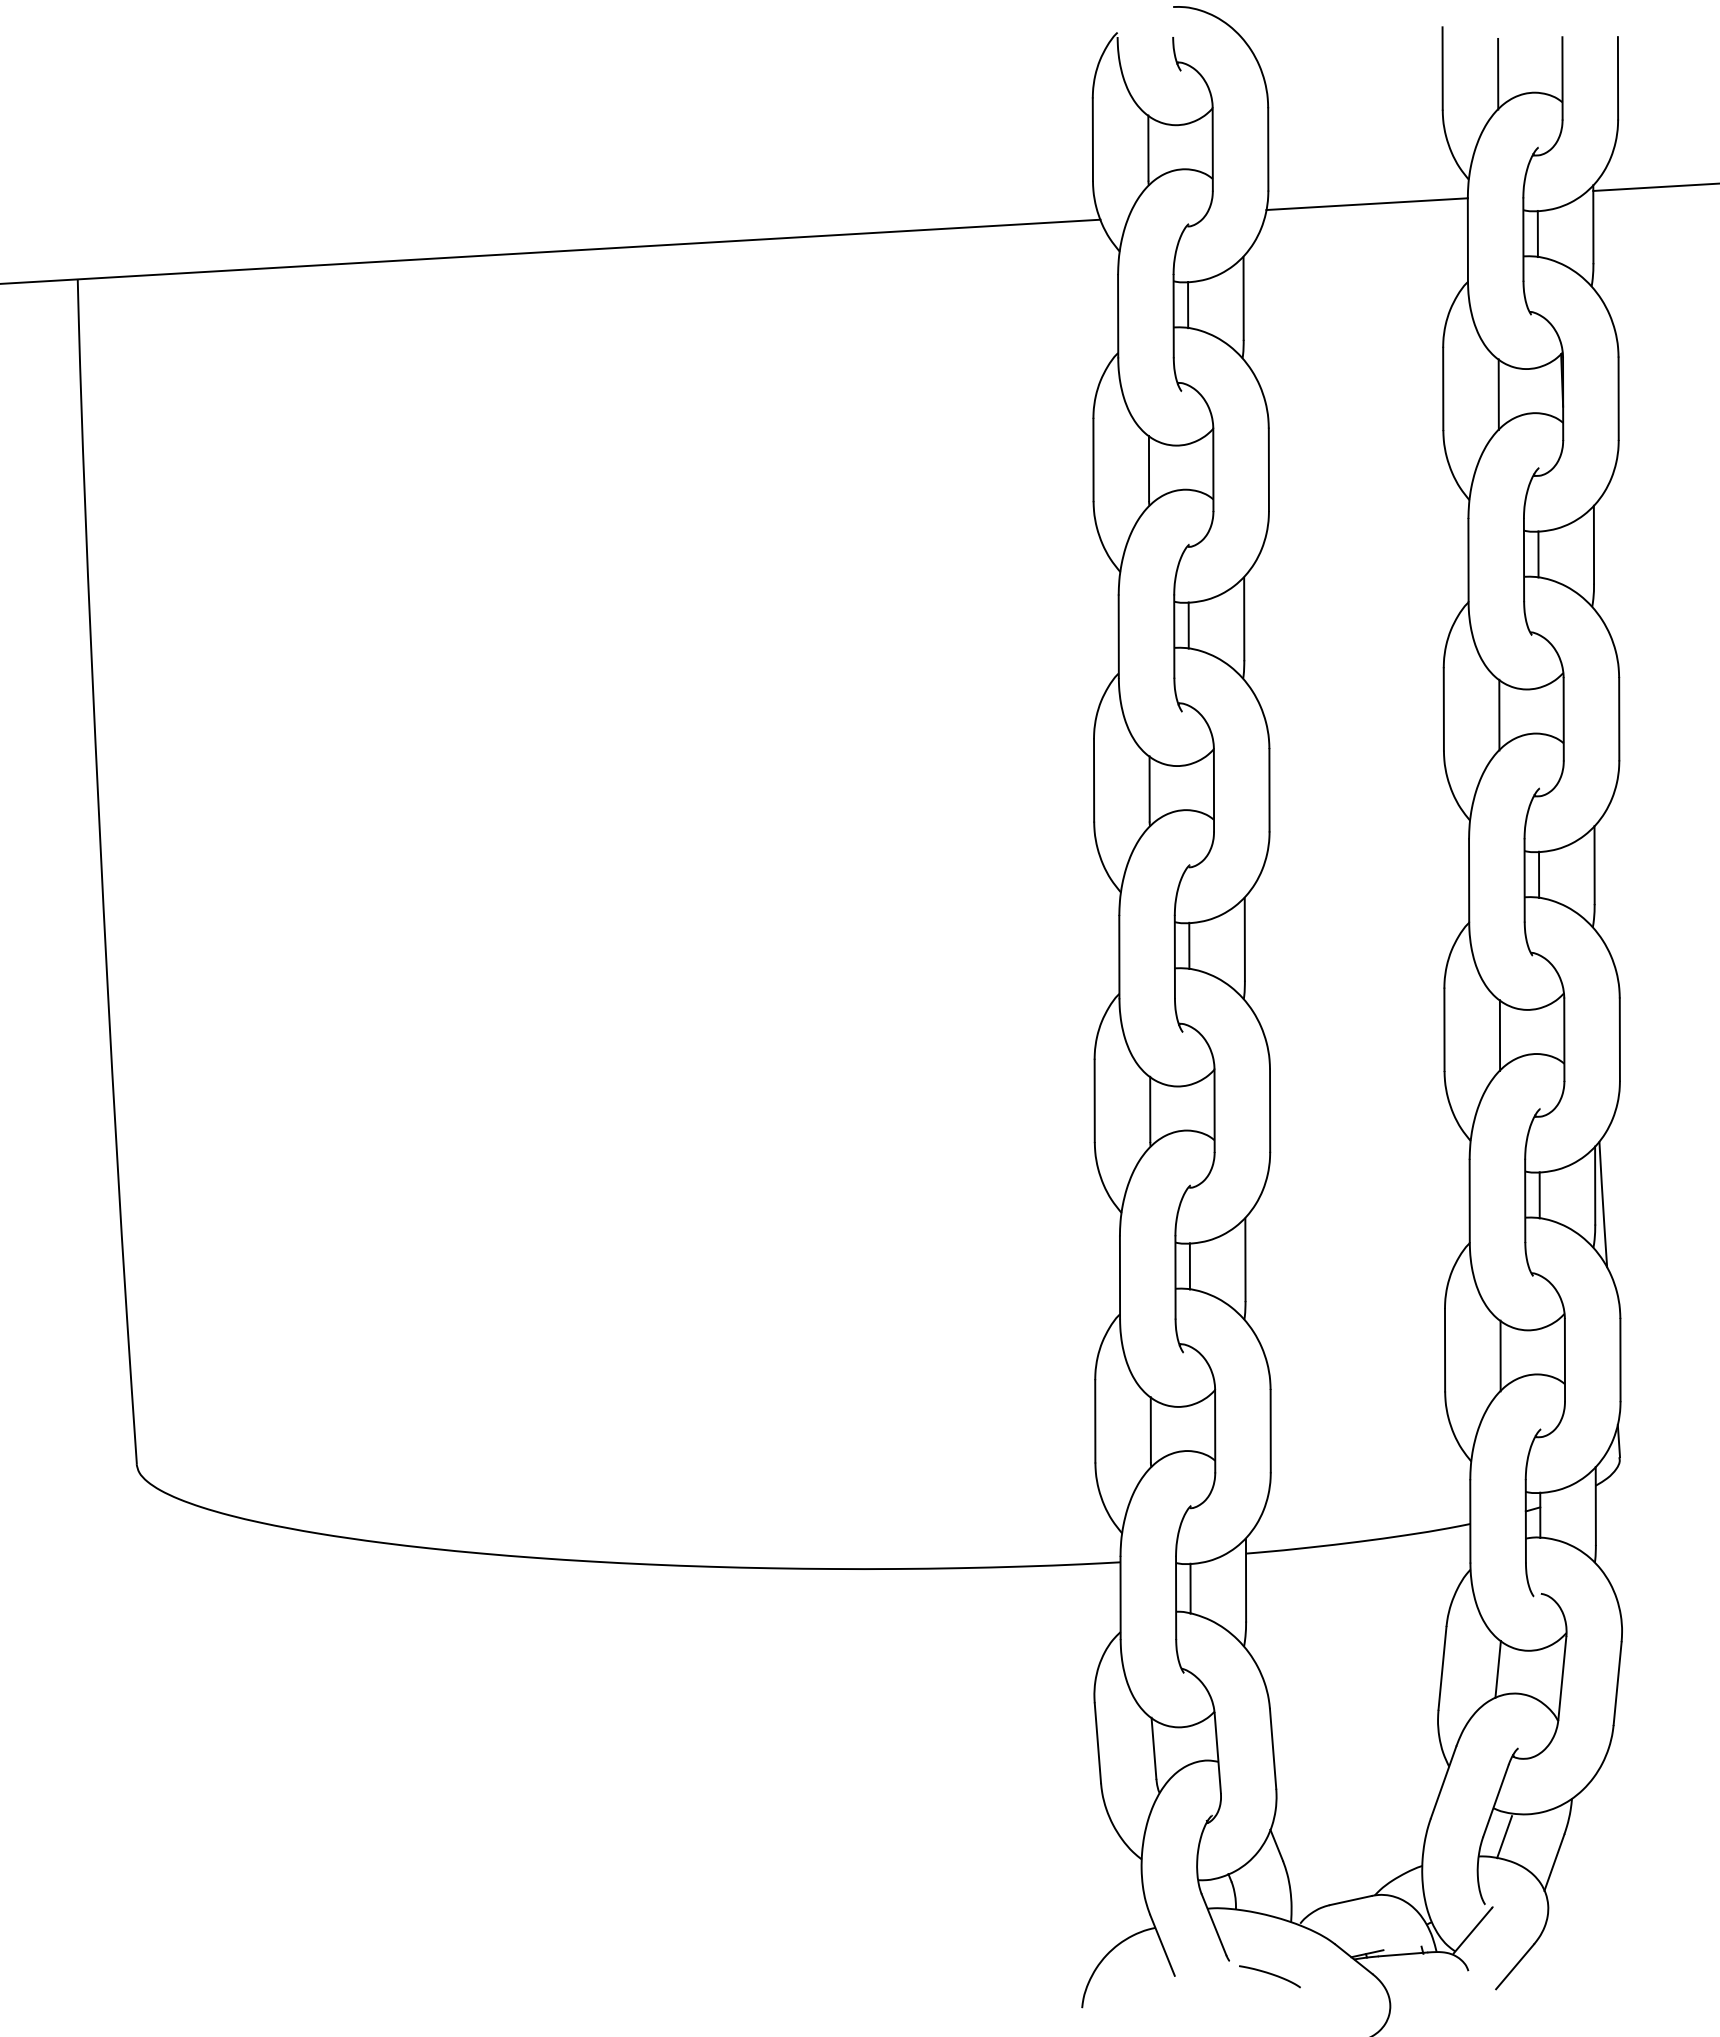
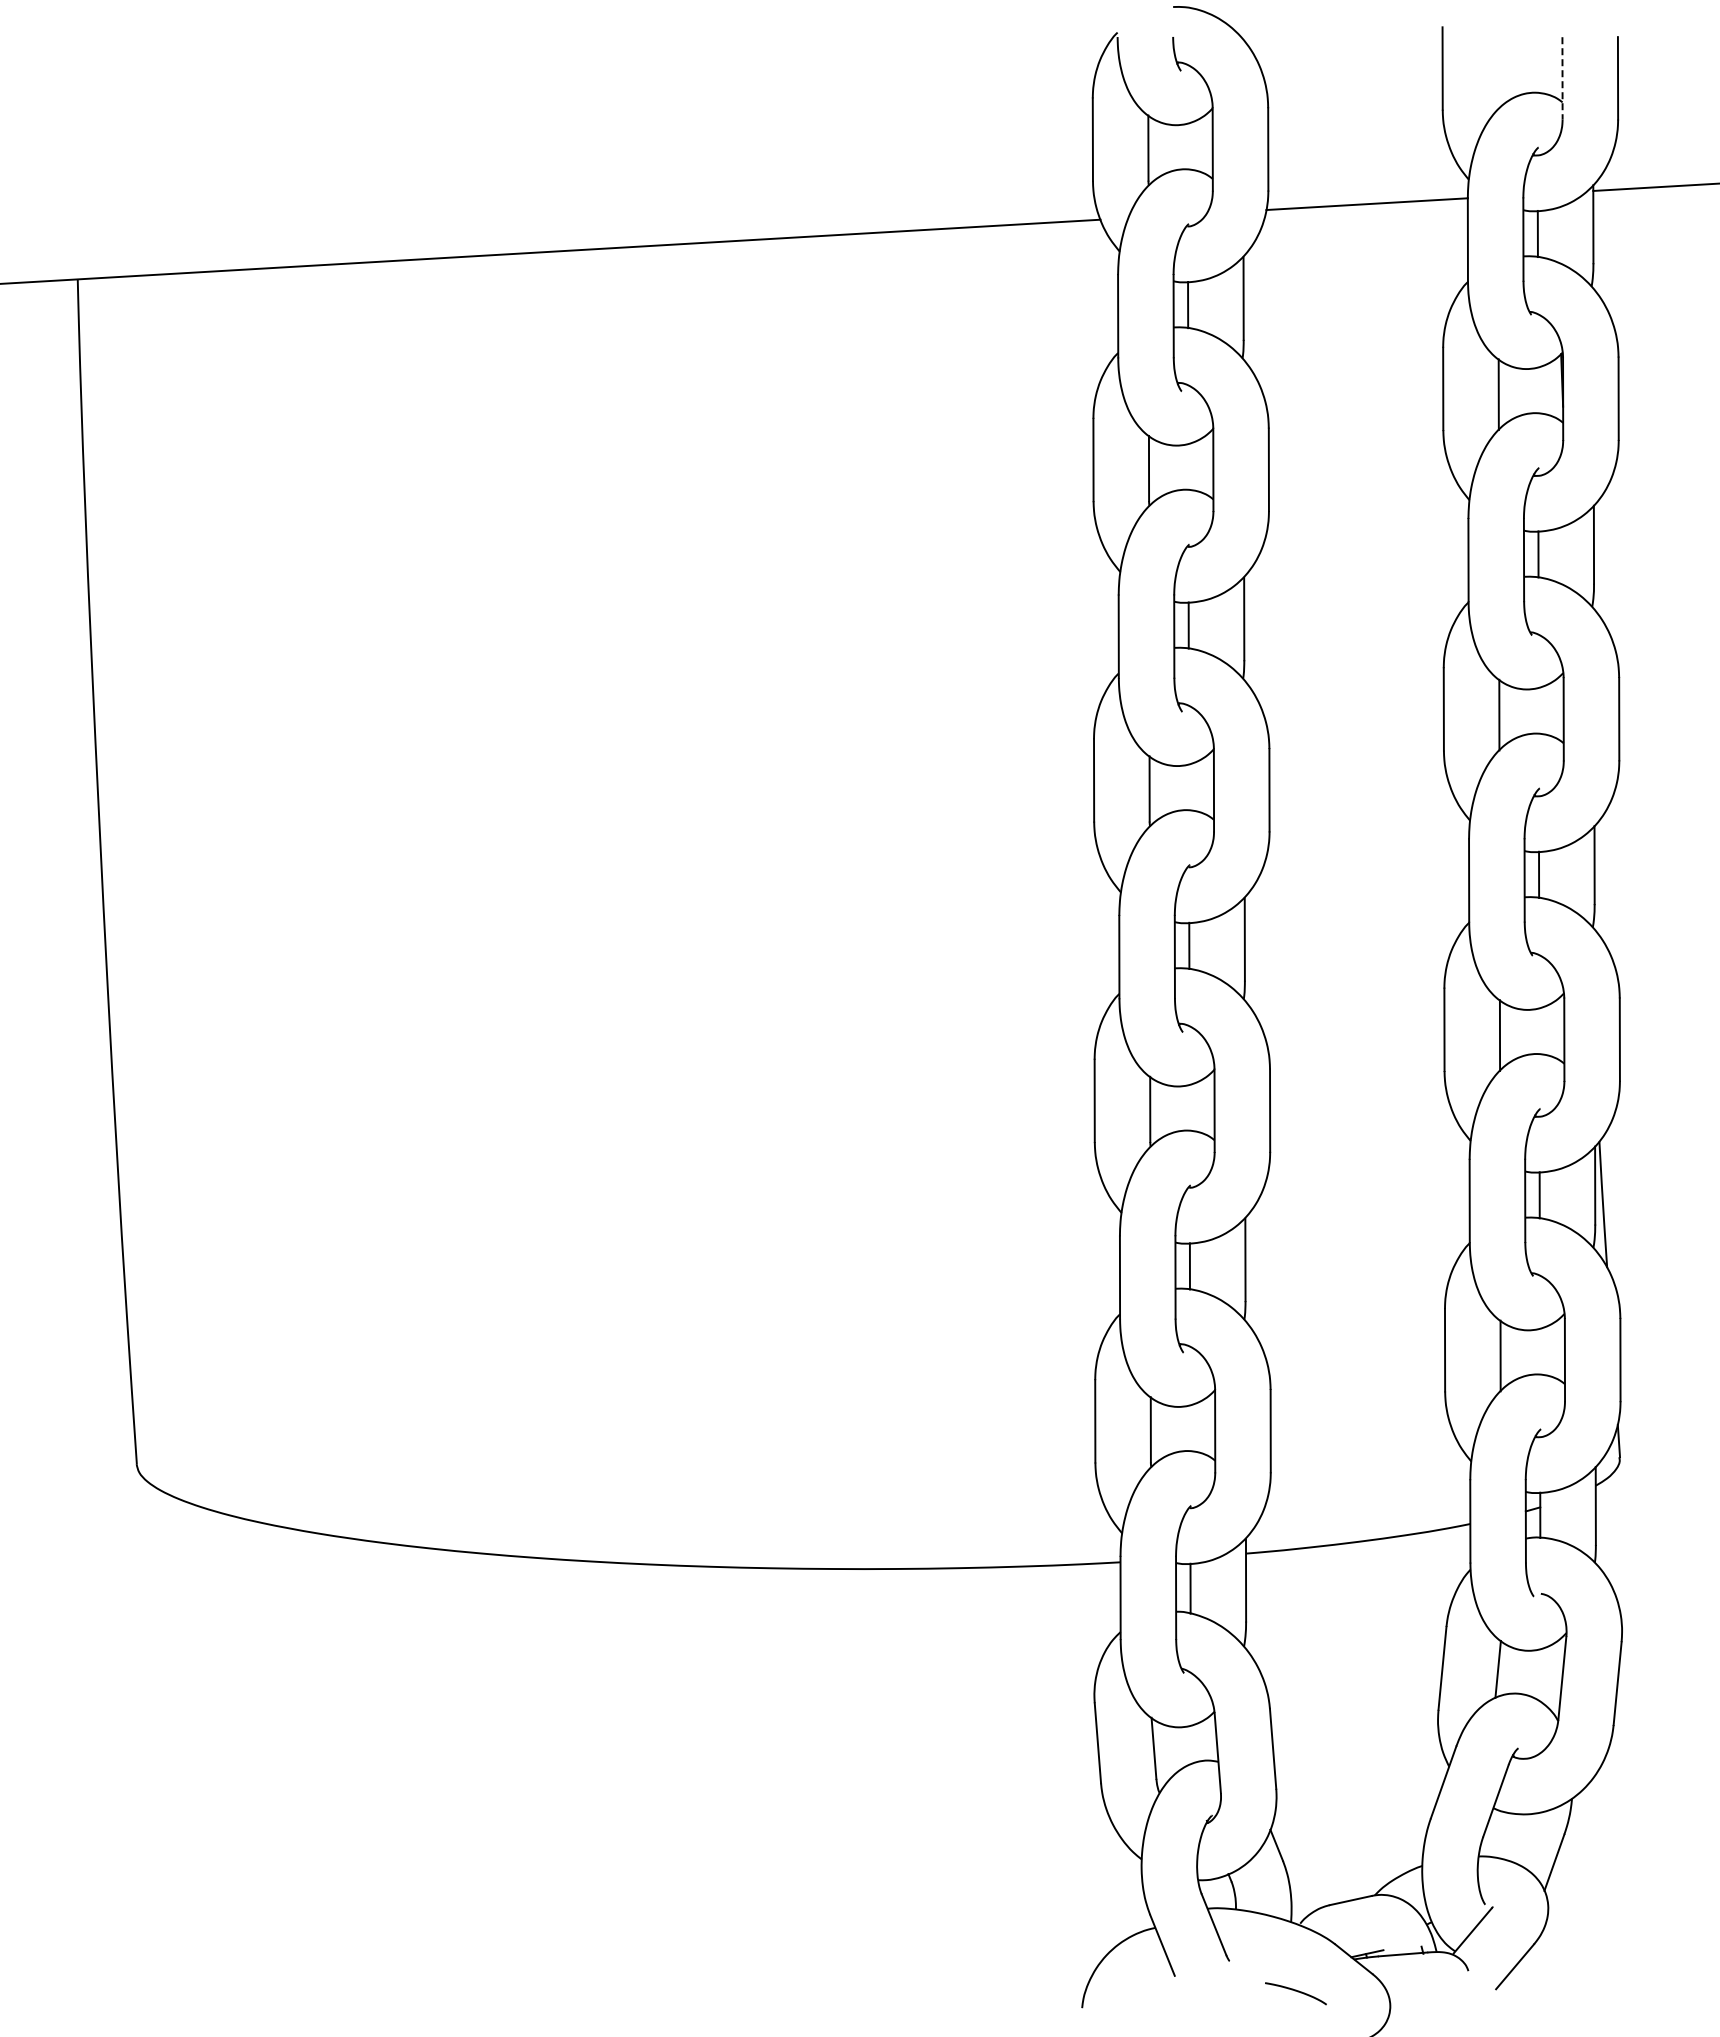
line: present -> none (1498, 73)
line: solid -> dashed (1562, 78)
line: present -> none (1504, 1837)
curve position: (1269, 1974) -> (1295, 1991) (1295, 1991)
